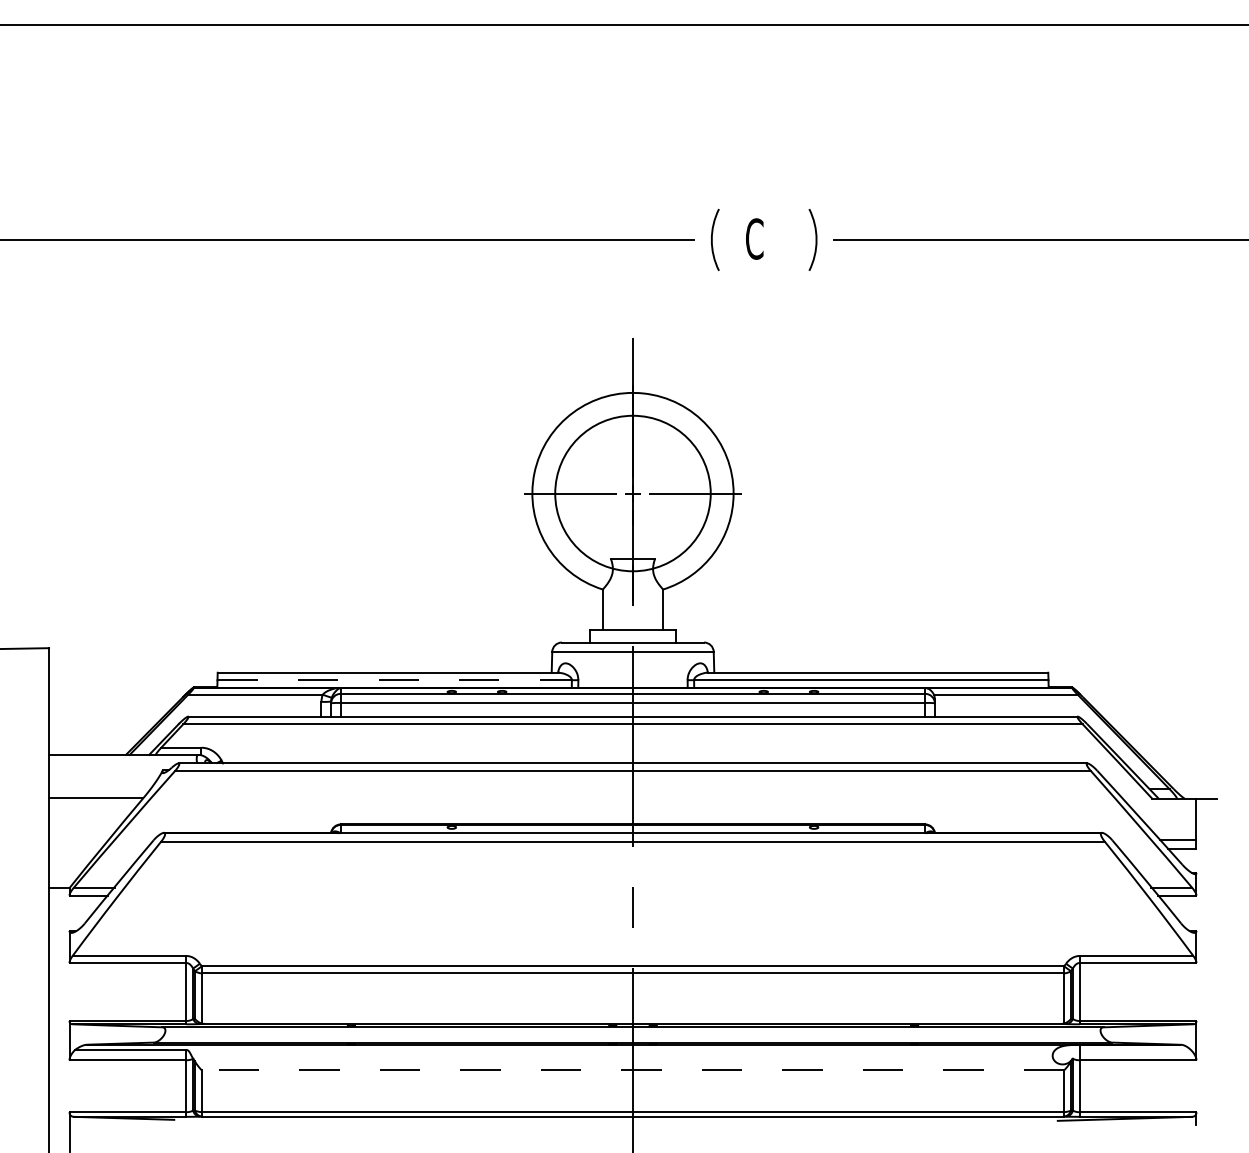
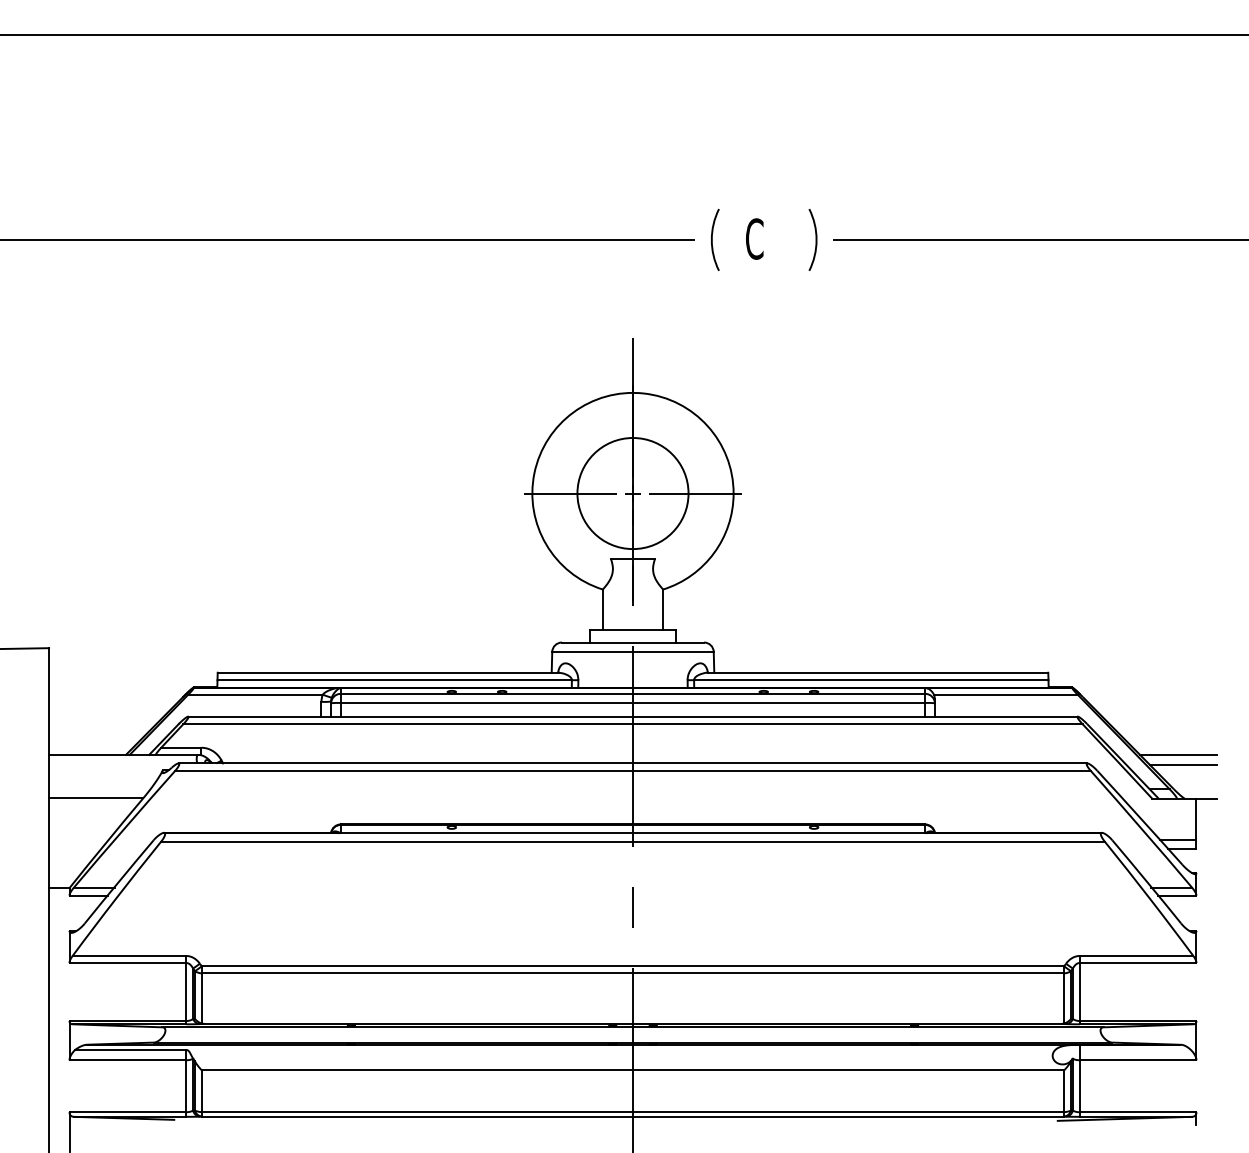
line position: (623, 24) -> (623, 34) (623, 34)
circle diameter: 156 px -> 111 px (632, 493)
line: dashed -> solid (395, 680)
line: none -> present (1178, 754)
line: none -> present (1183, 765)
line: dashed -> solid (632, 1070)
